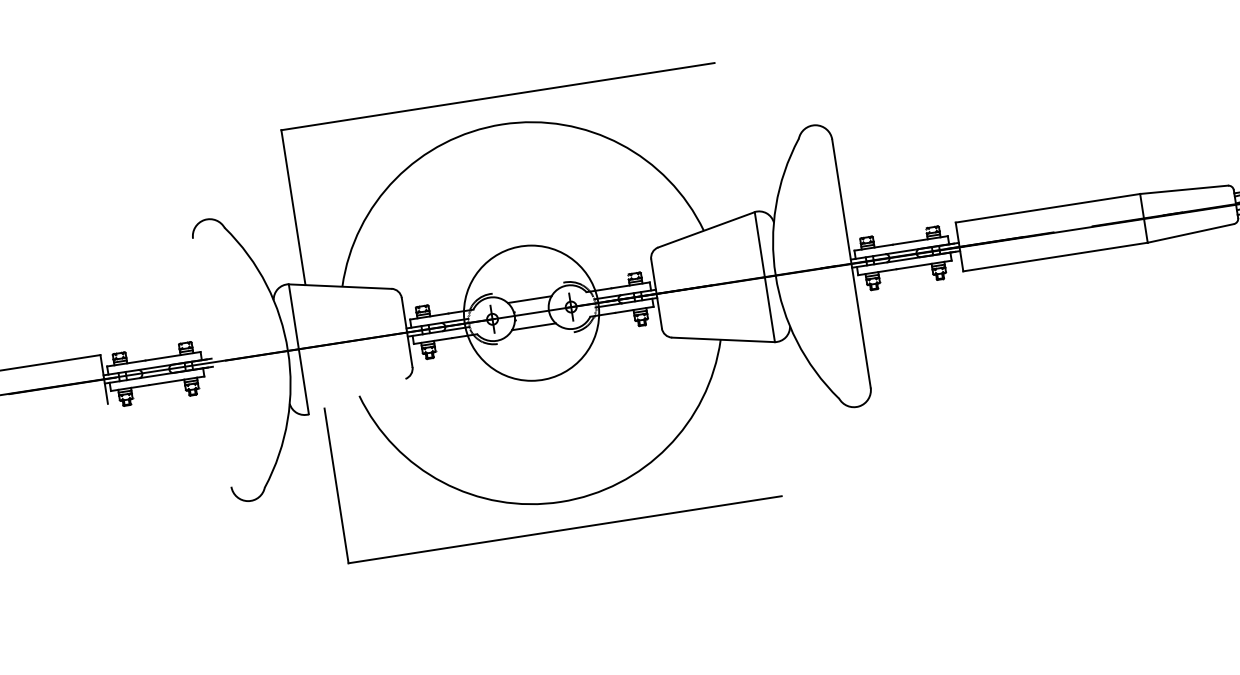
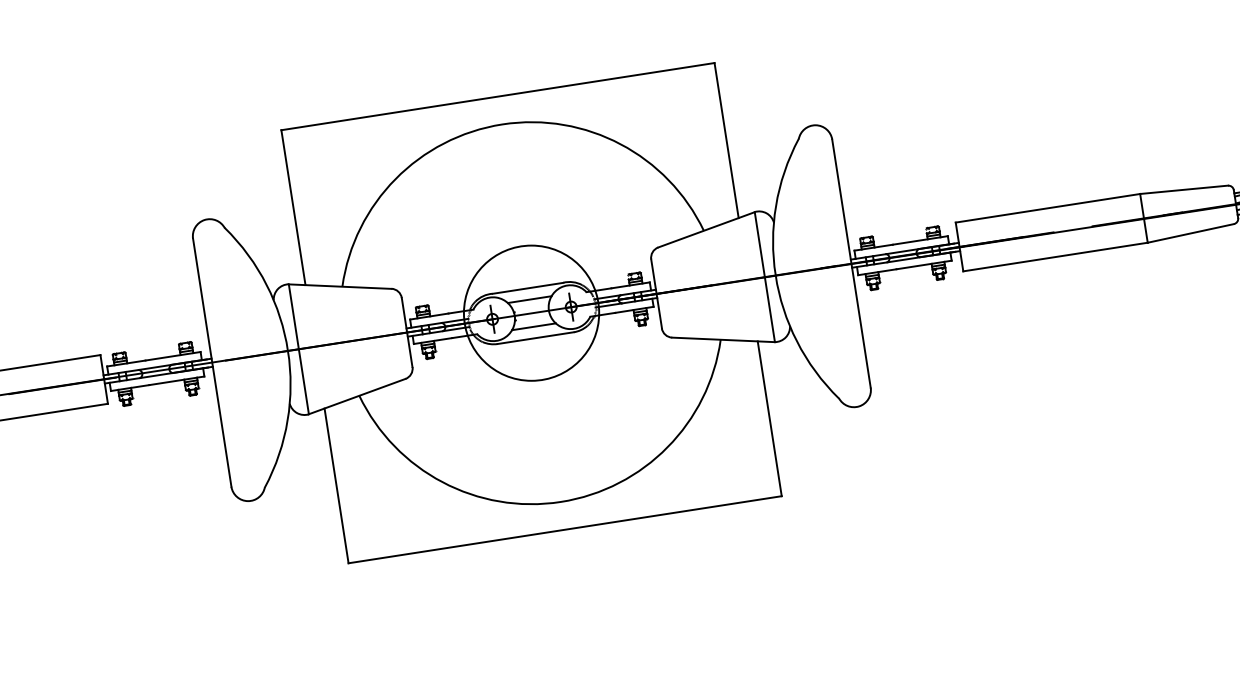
line: none -> present (726, 140)
line: none -> present (527, 287)
line: none -> present (535, 338)
line: none -> present (212, 362)
line: none -> present (356, 396)
line: none -> present (54, 411)
line: none -> present (769, 418)
